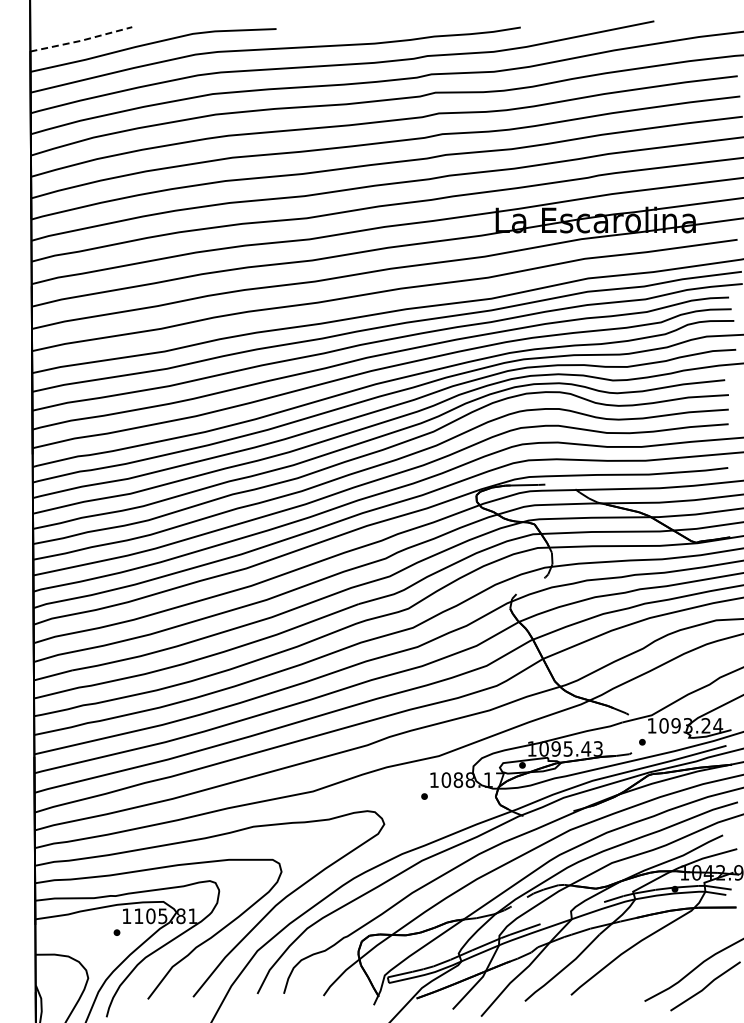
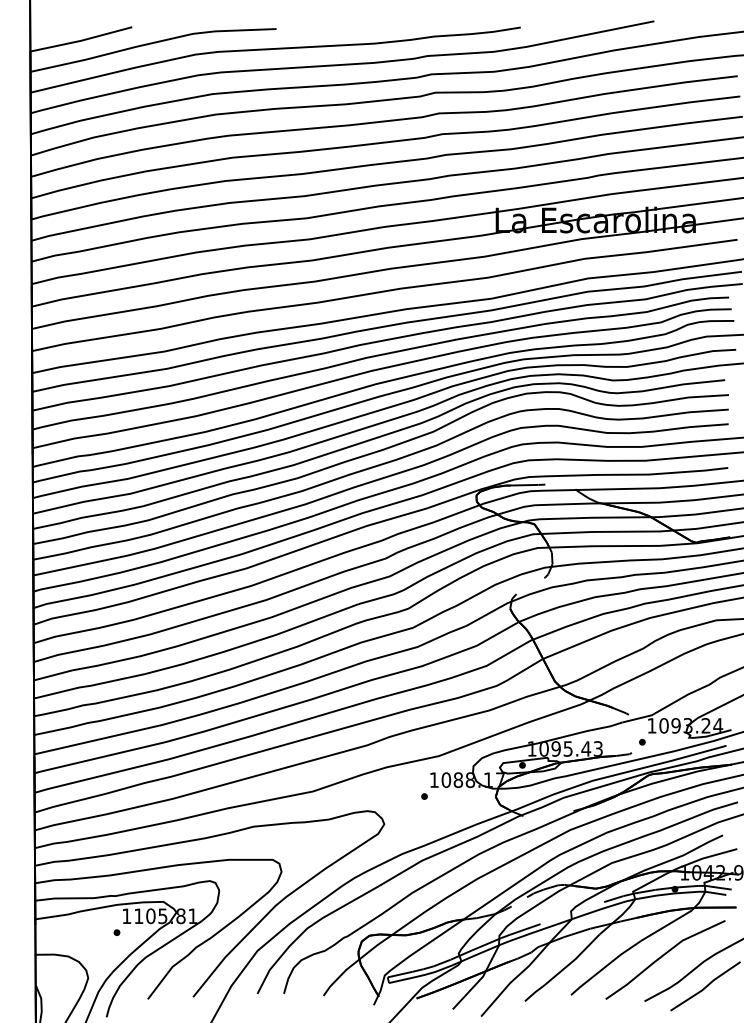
line: dashed -> solid (81, 40)
line: none -> present (663, 956)
